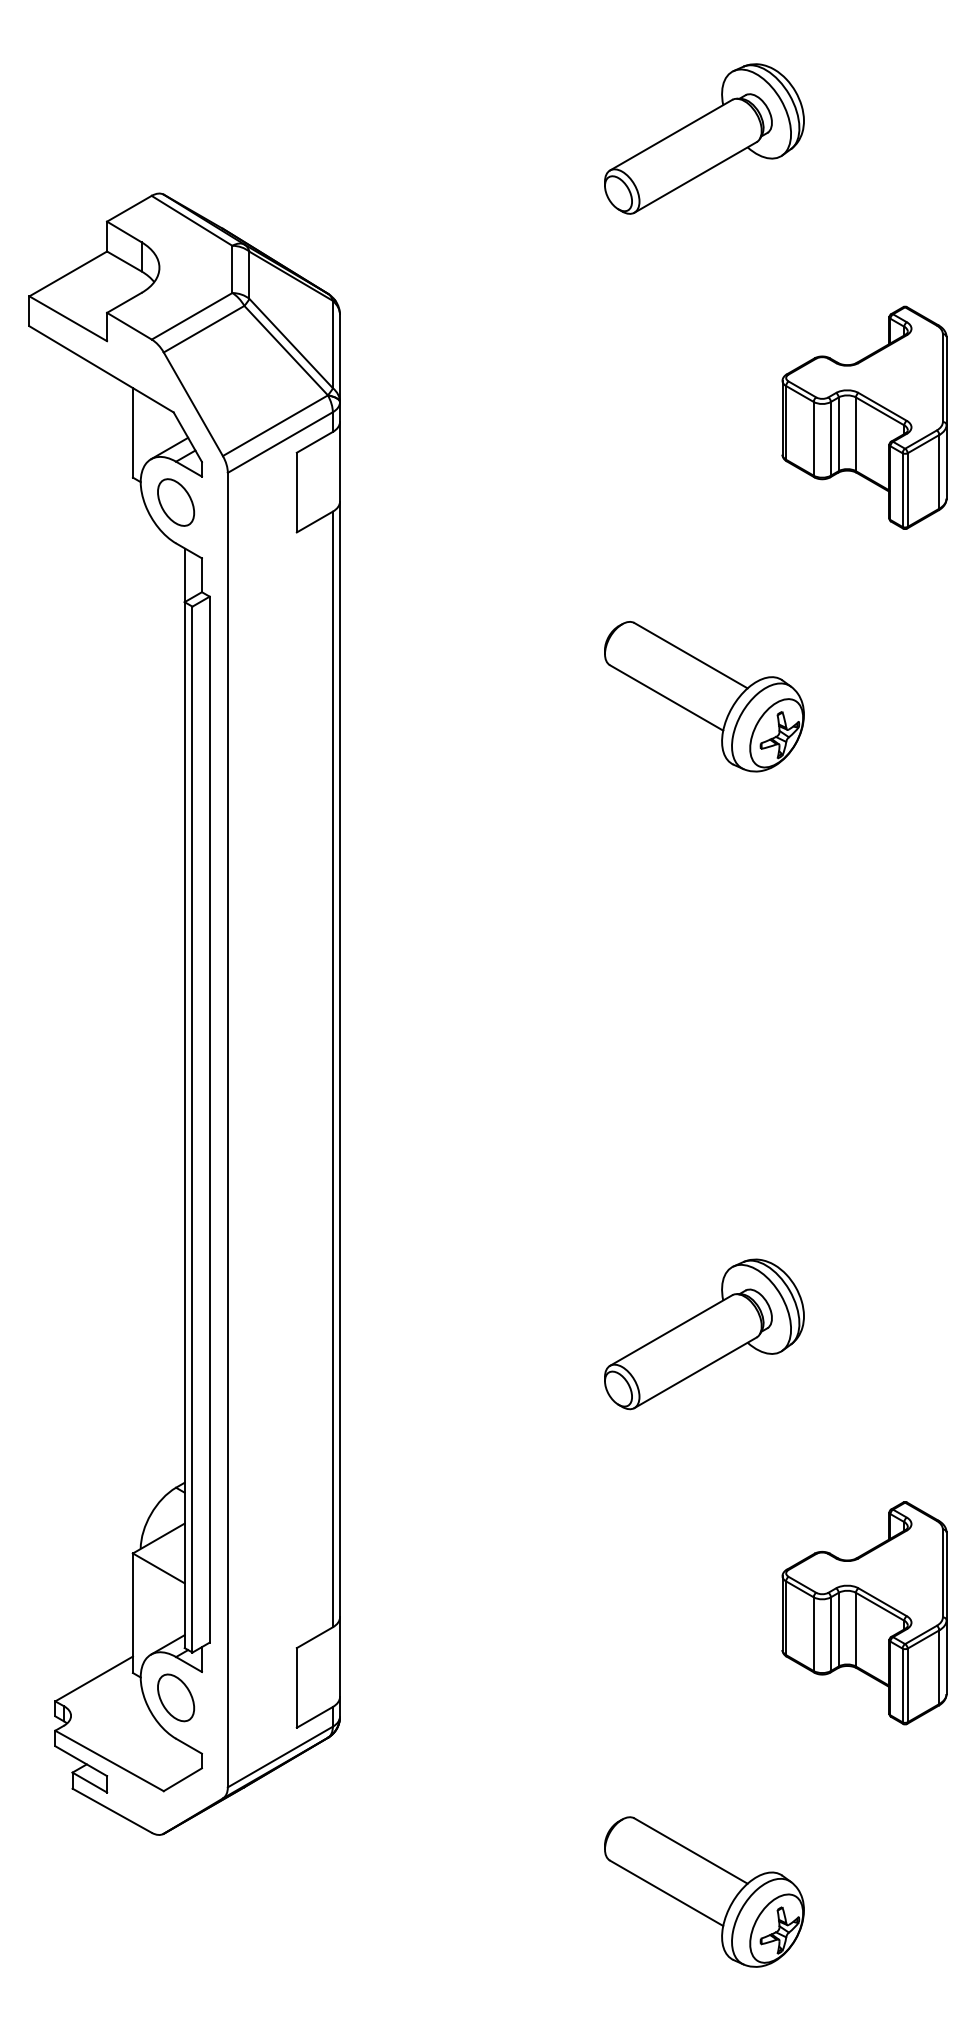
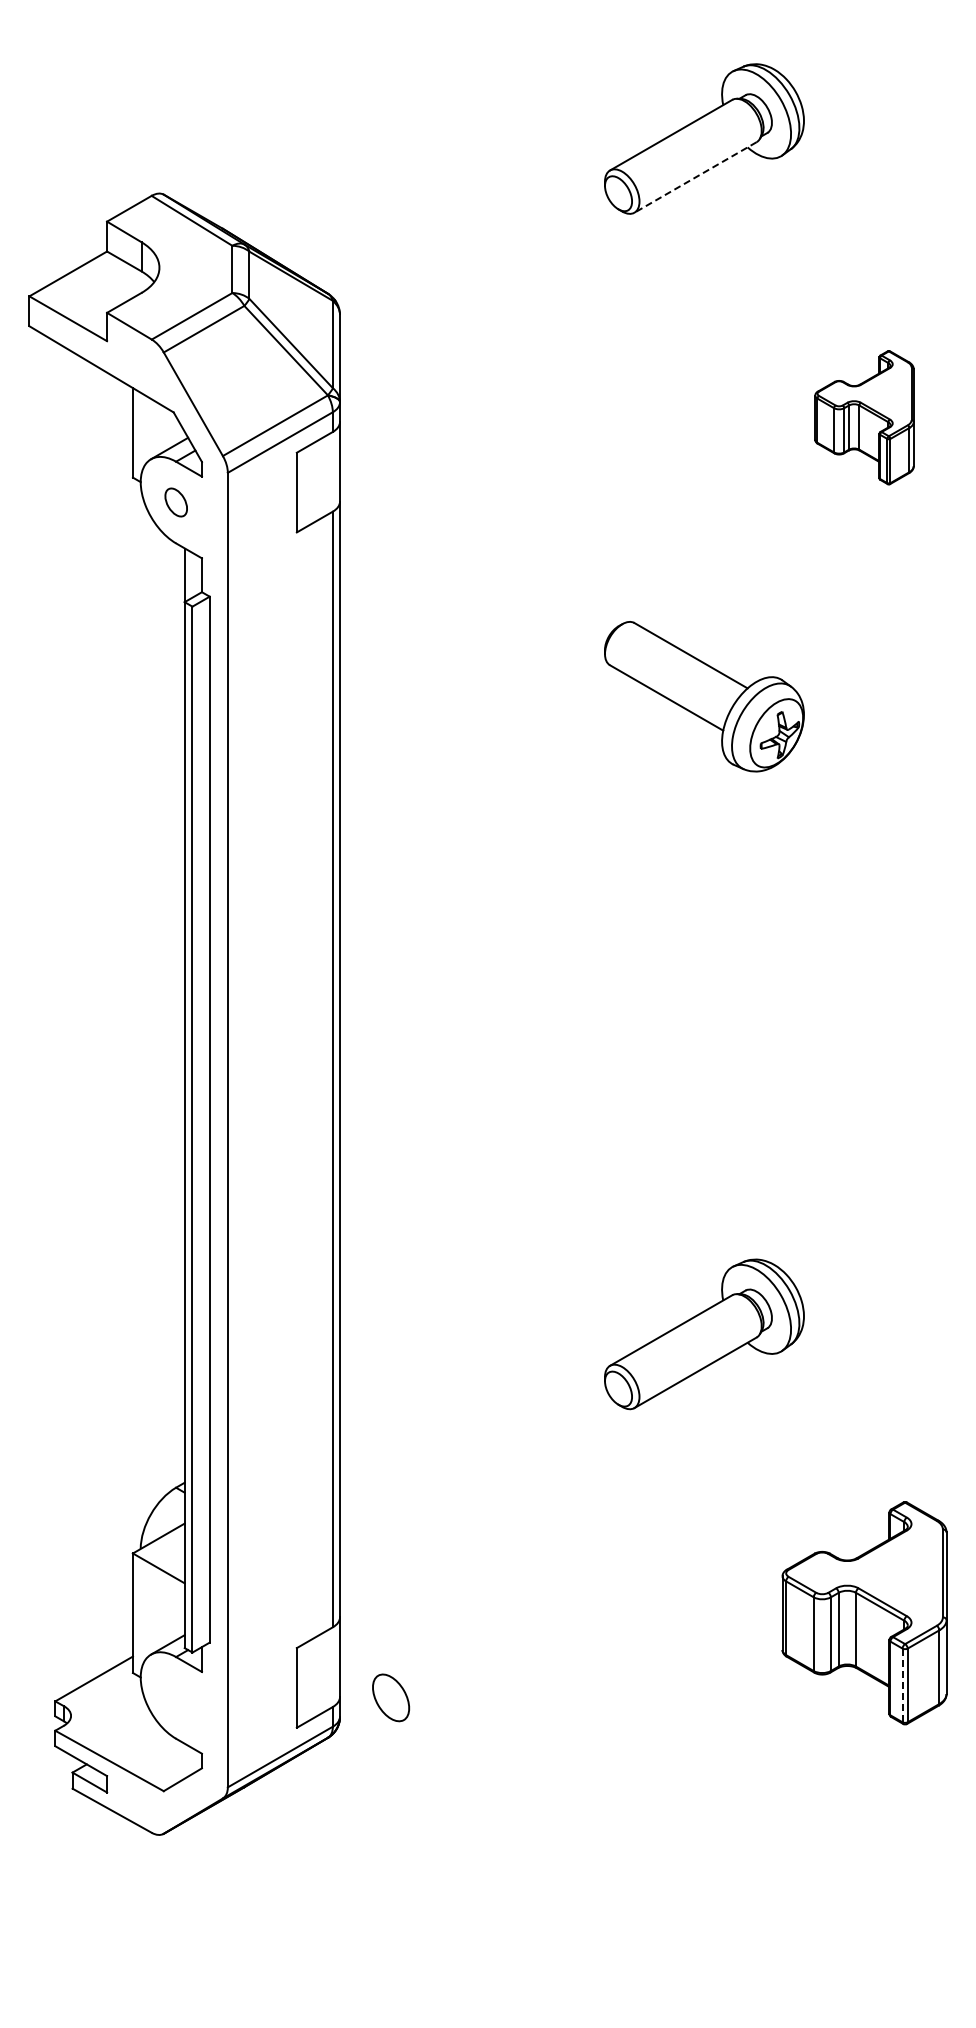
line: solid -> dashed (695, 177)
part size: 167x225 px -> 101x136 px (864, 417)
part size: 39x49 px -> 24x31 px (175, 502)
line: solid -> dashed (902, 1685)
part position: (176, 1697) -> (391, 1697) (391, 1697)
part: present -> none (704, 1891)
